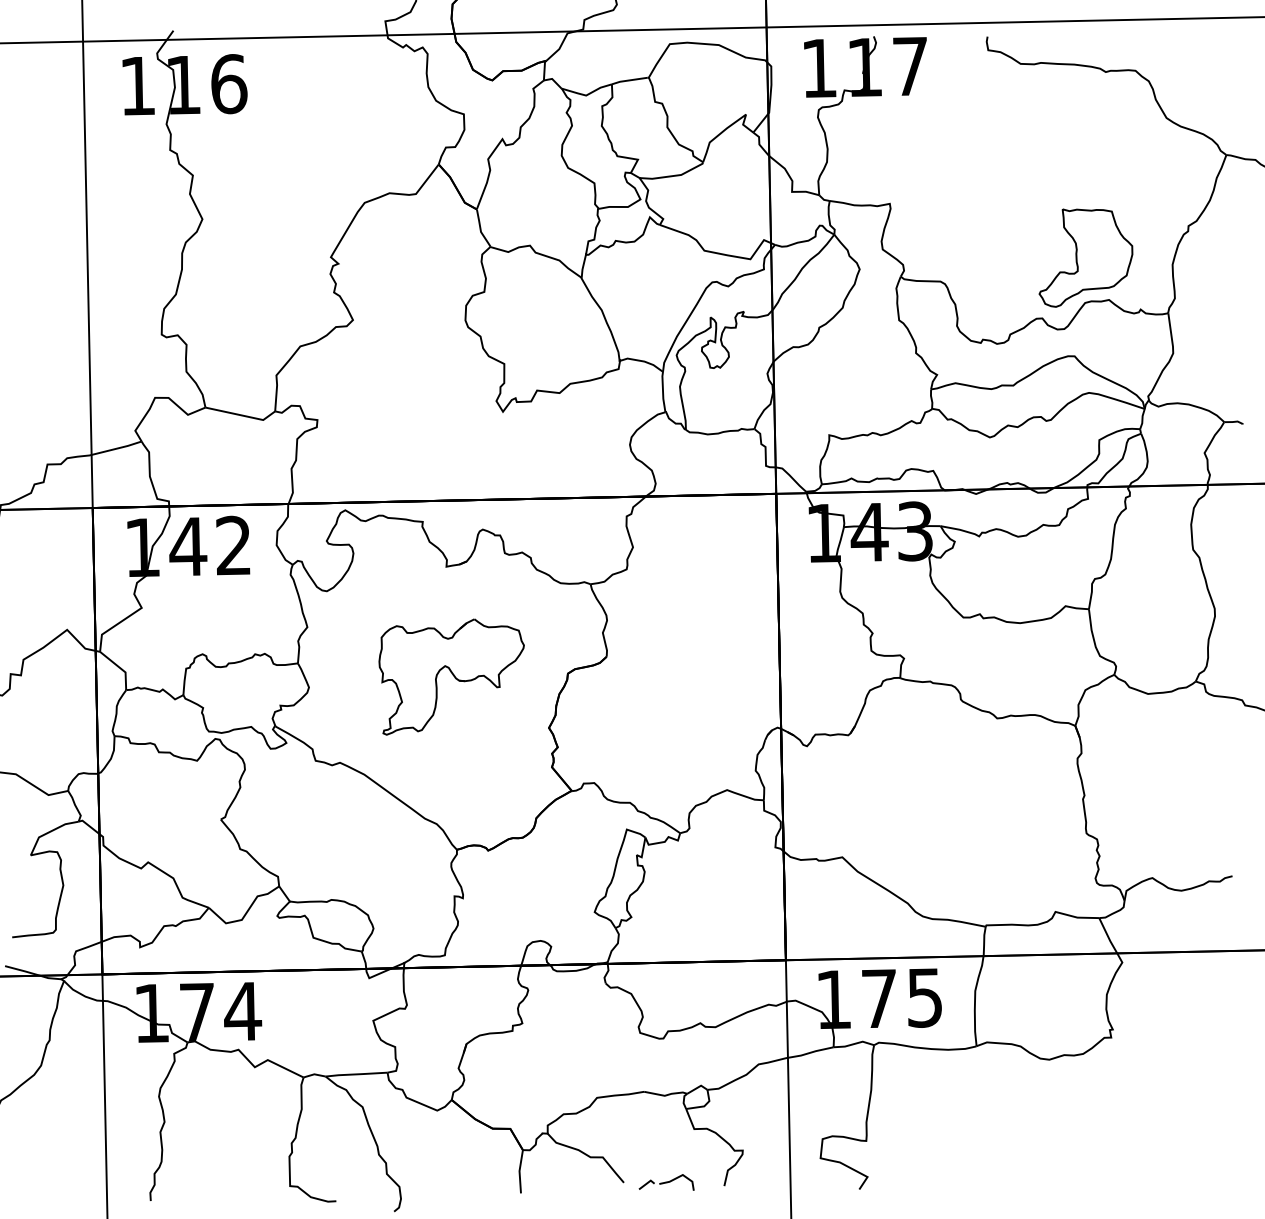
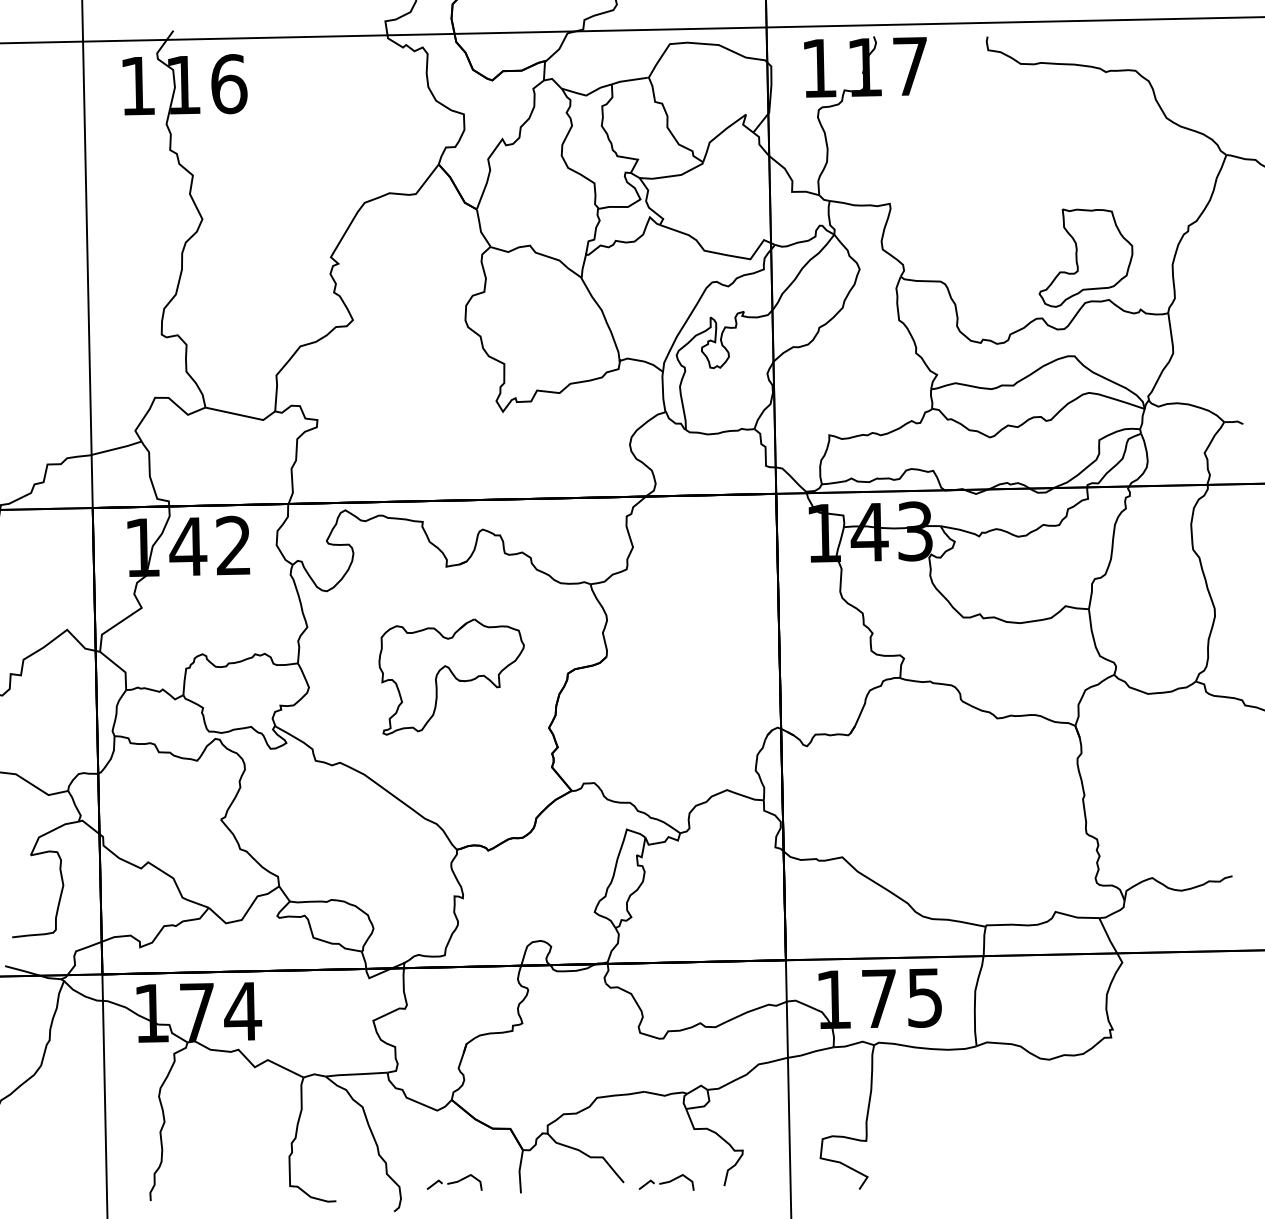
part: none -> present (454, 1182)
